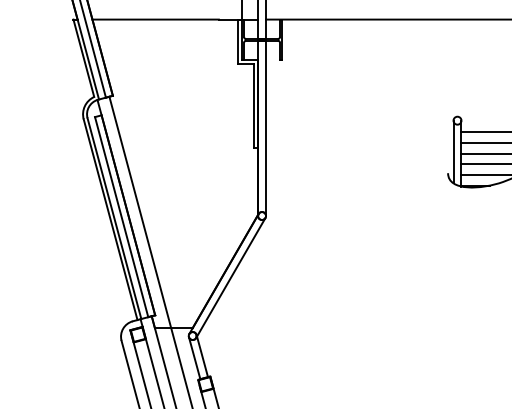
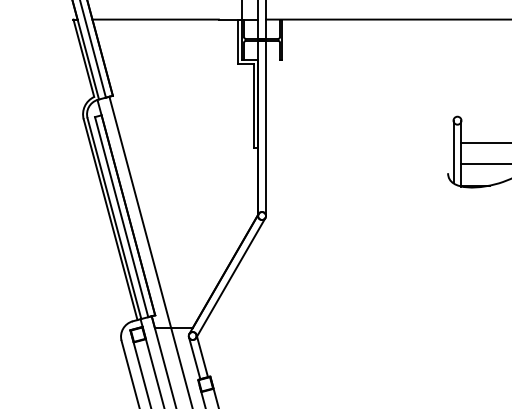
line: present -> none (484, 132)
line: present -> none (484, 153)
line: present -> none (484, 174)
